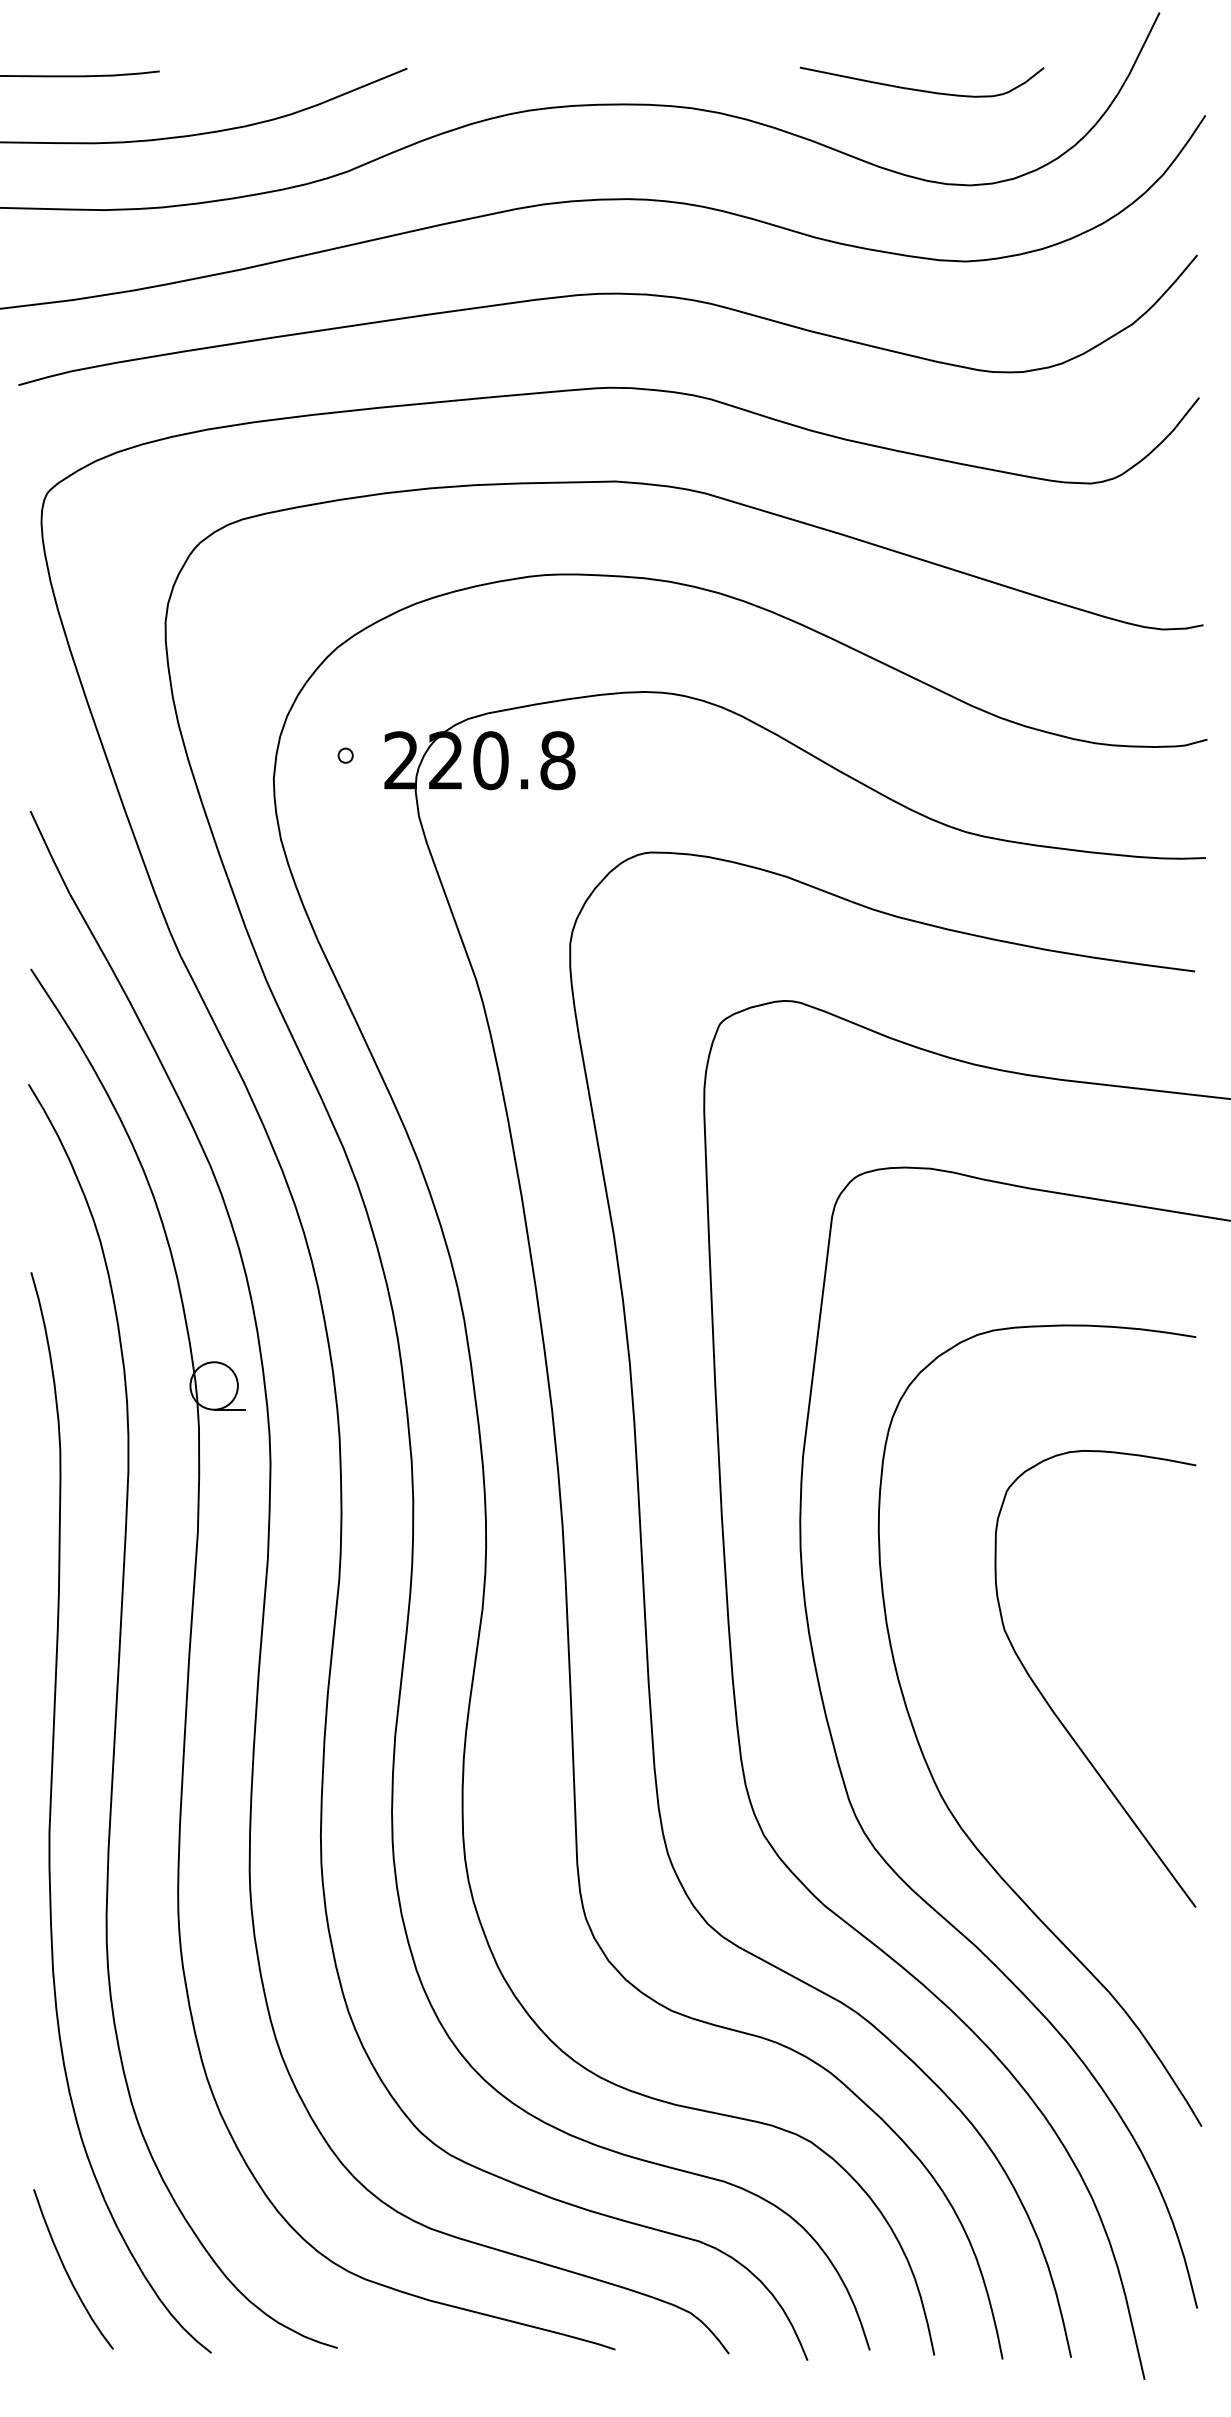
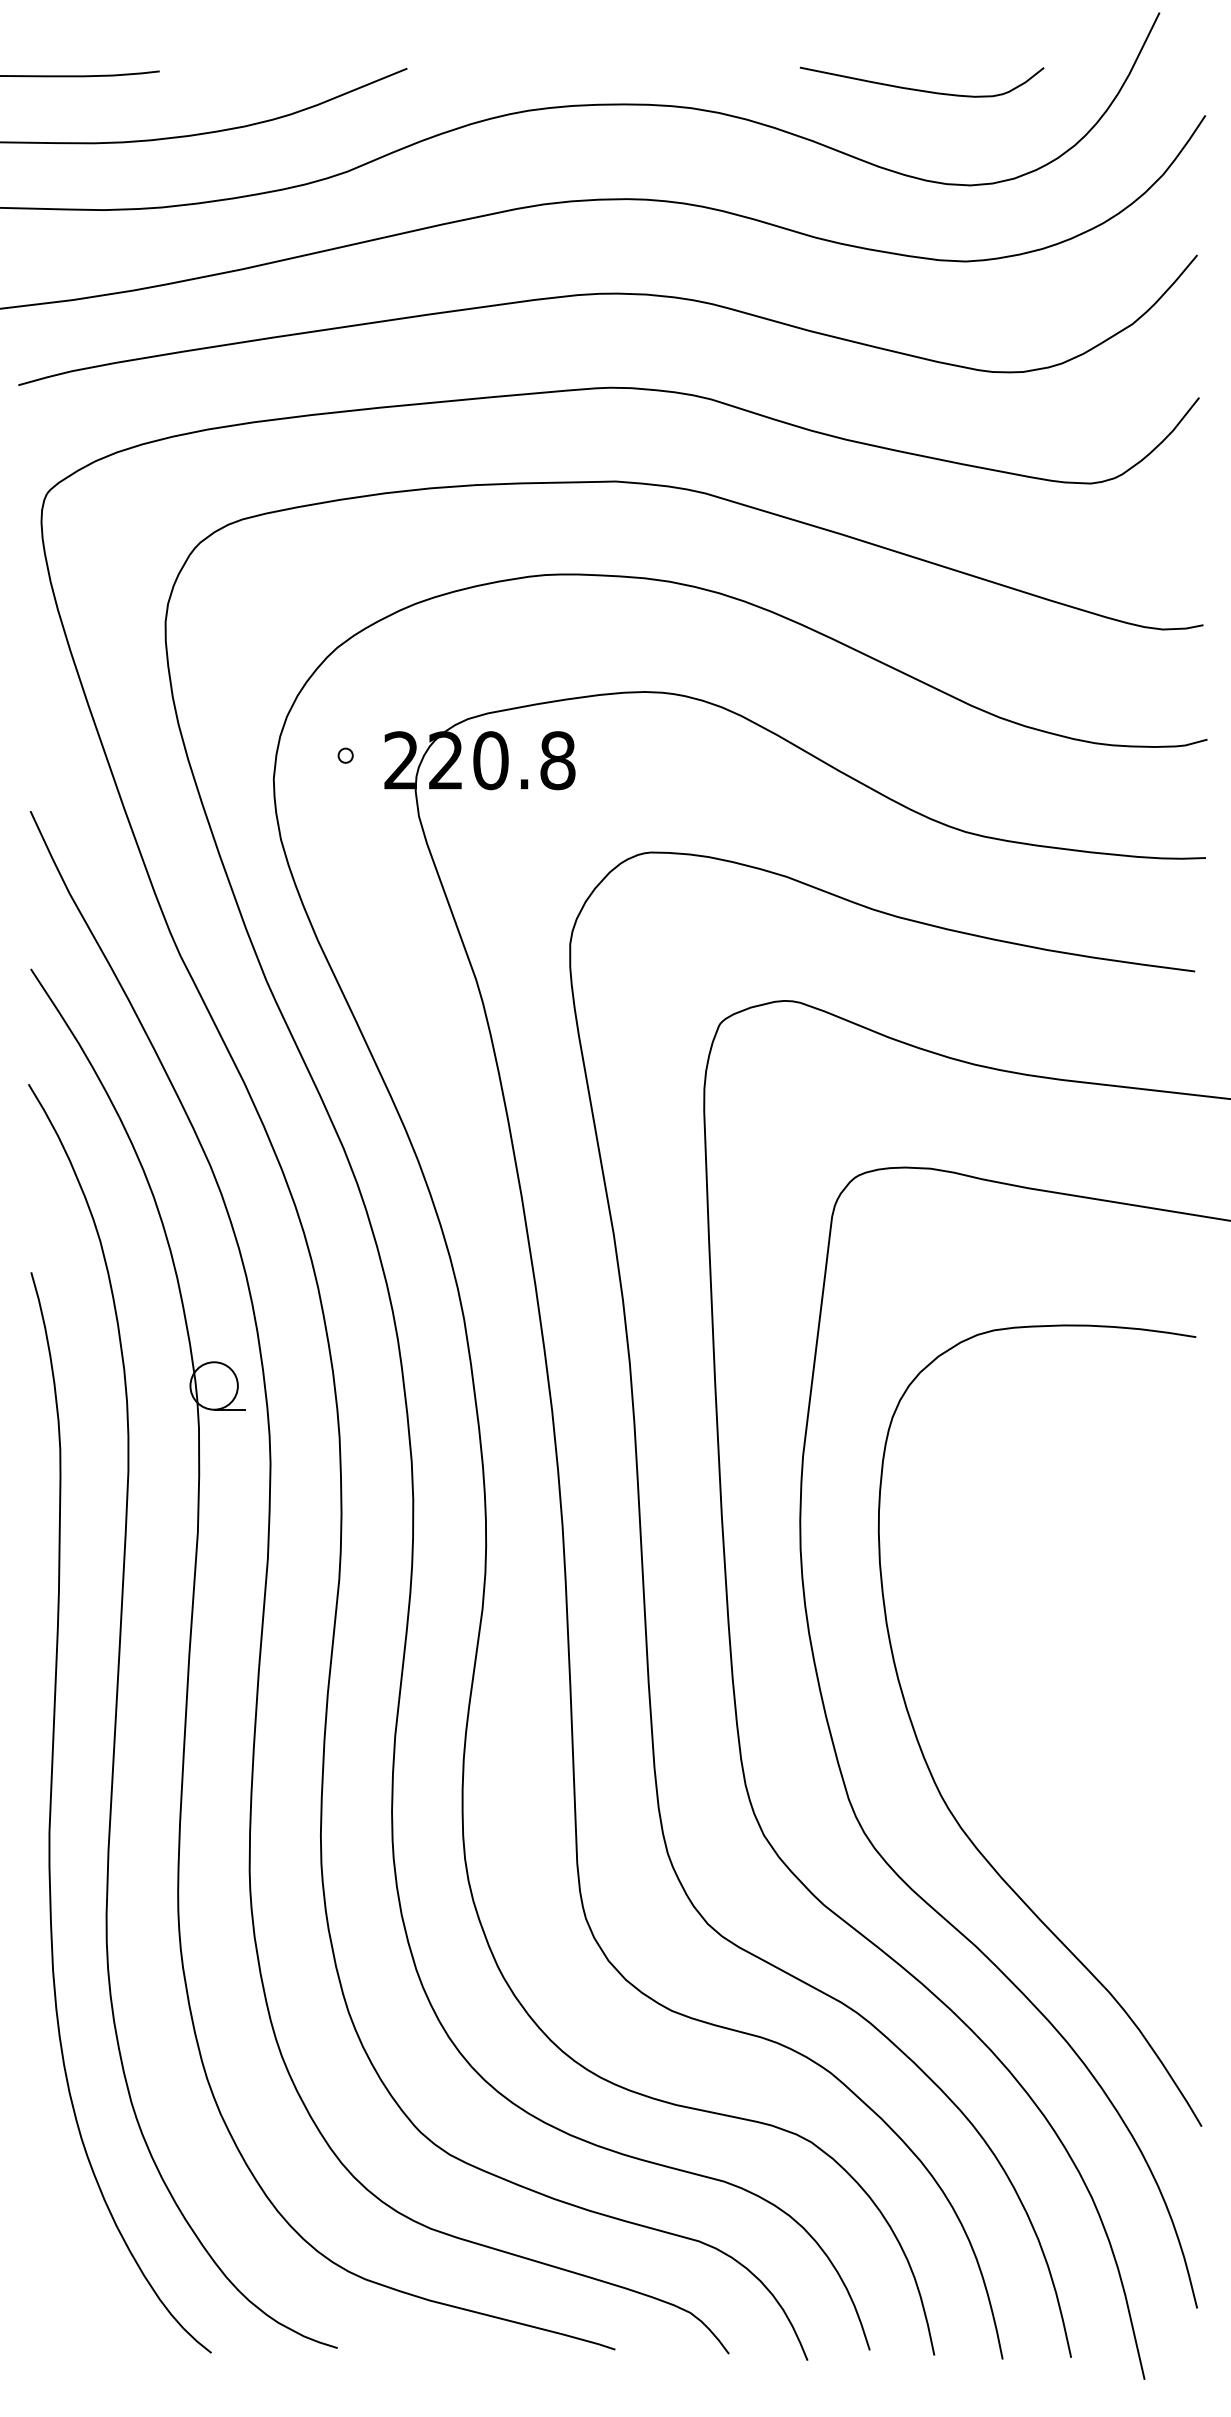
curve: present -> none (1052, 1708)
curve: present -> none (67, 2271)
